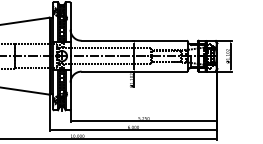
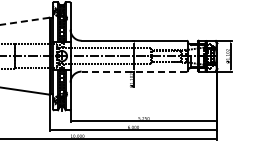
line: solid -> dashed (25, 21)
line: solid -> dashed (134, 71)
